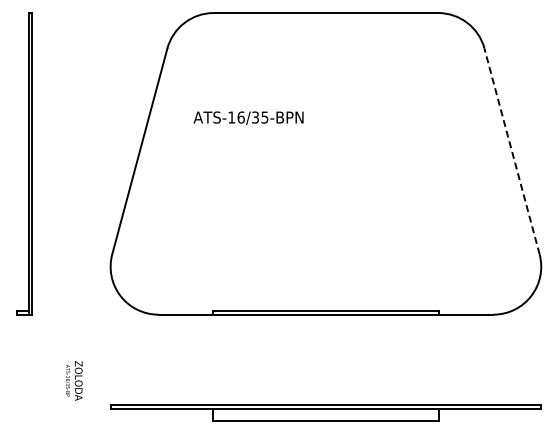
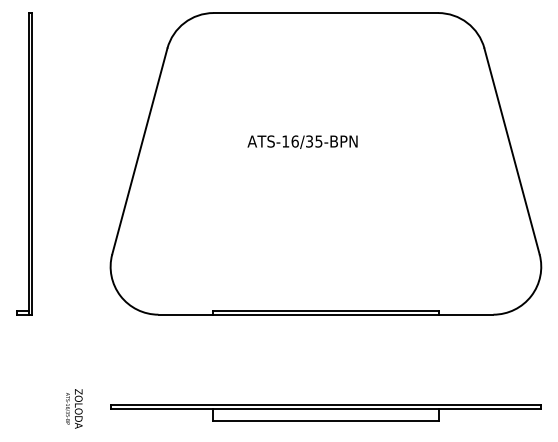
text position: (248, 117) -> (302, 141) (302, 141)
line: dashed -> solid (512, 151)
text position: (73, 380) -> (73, 408) (73, 408)
